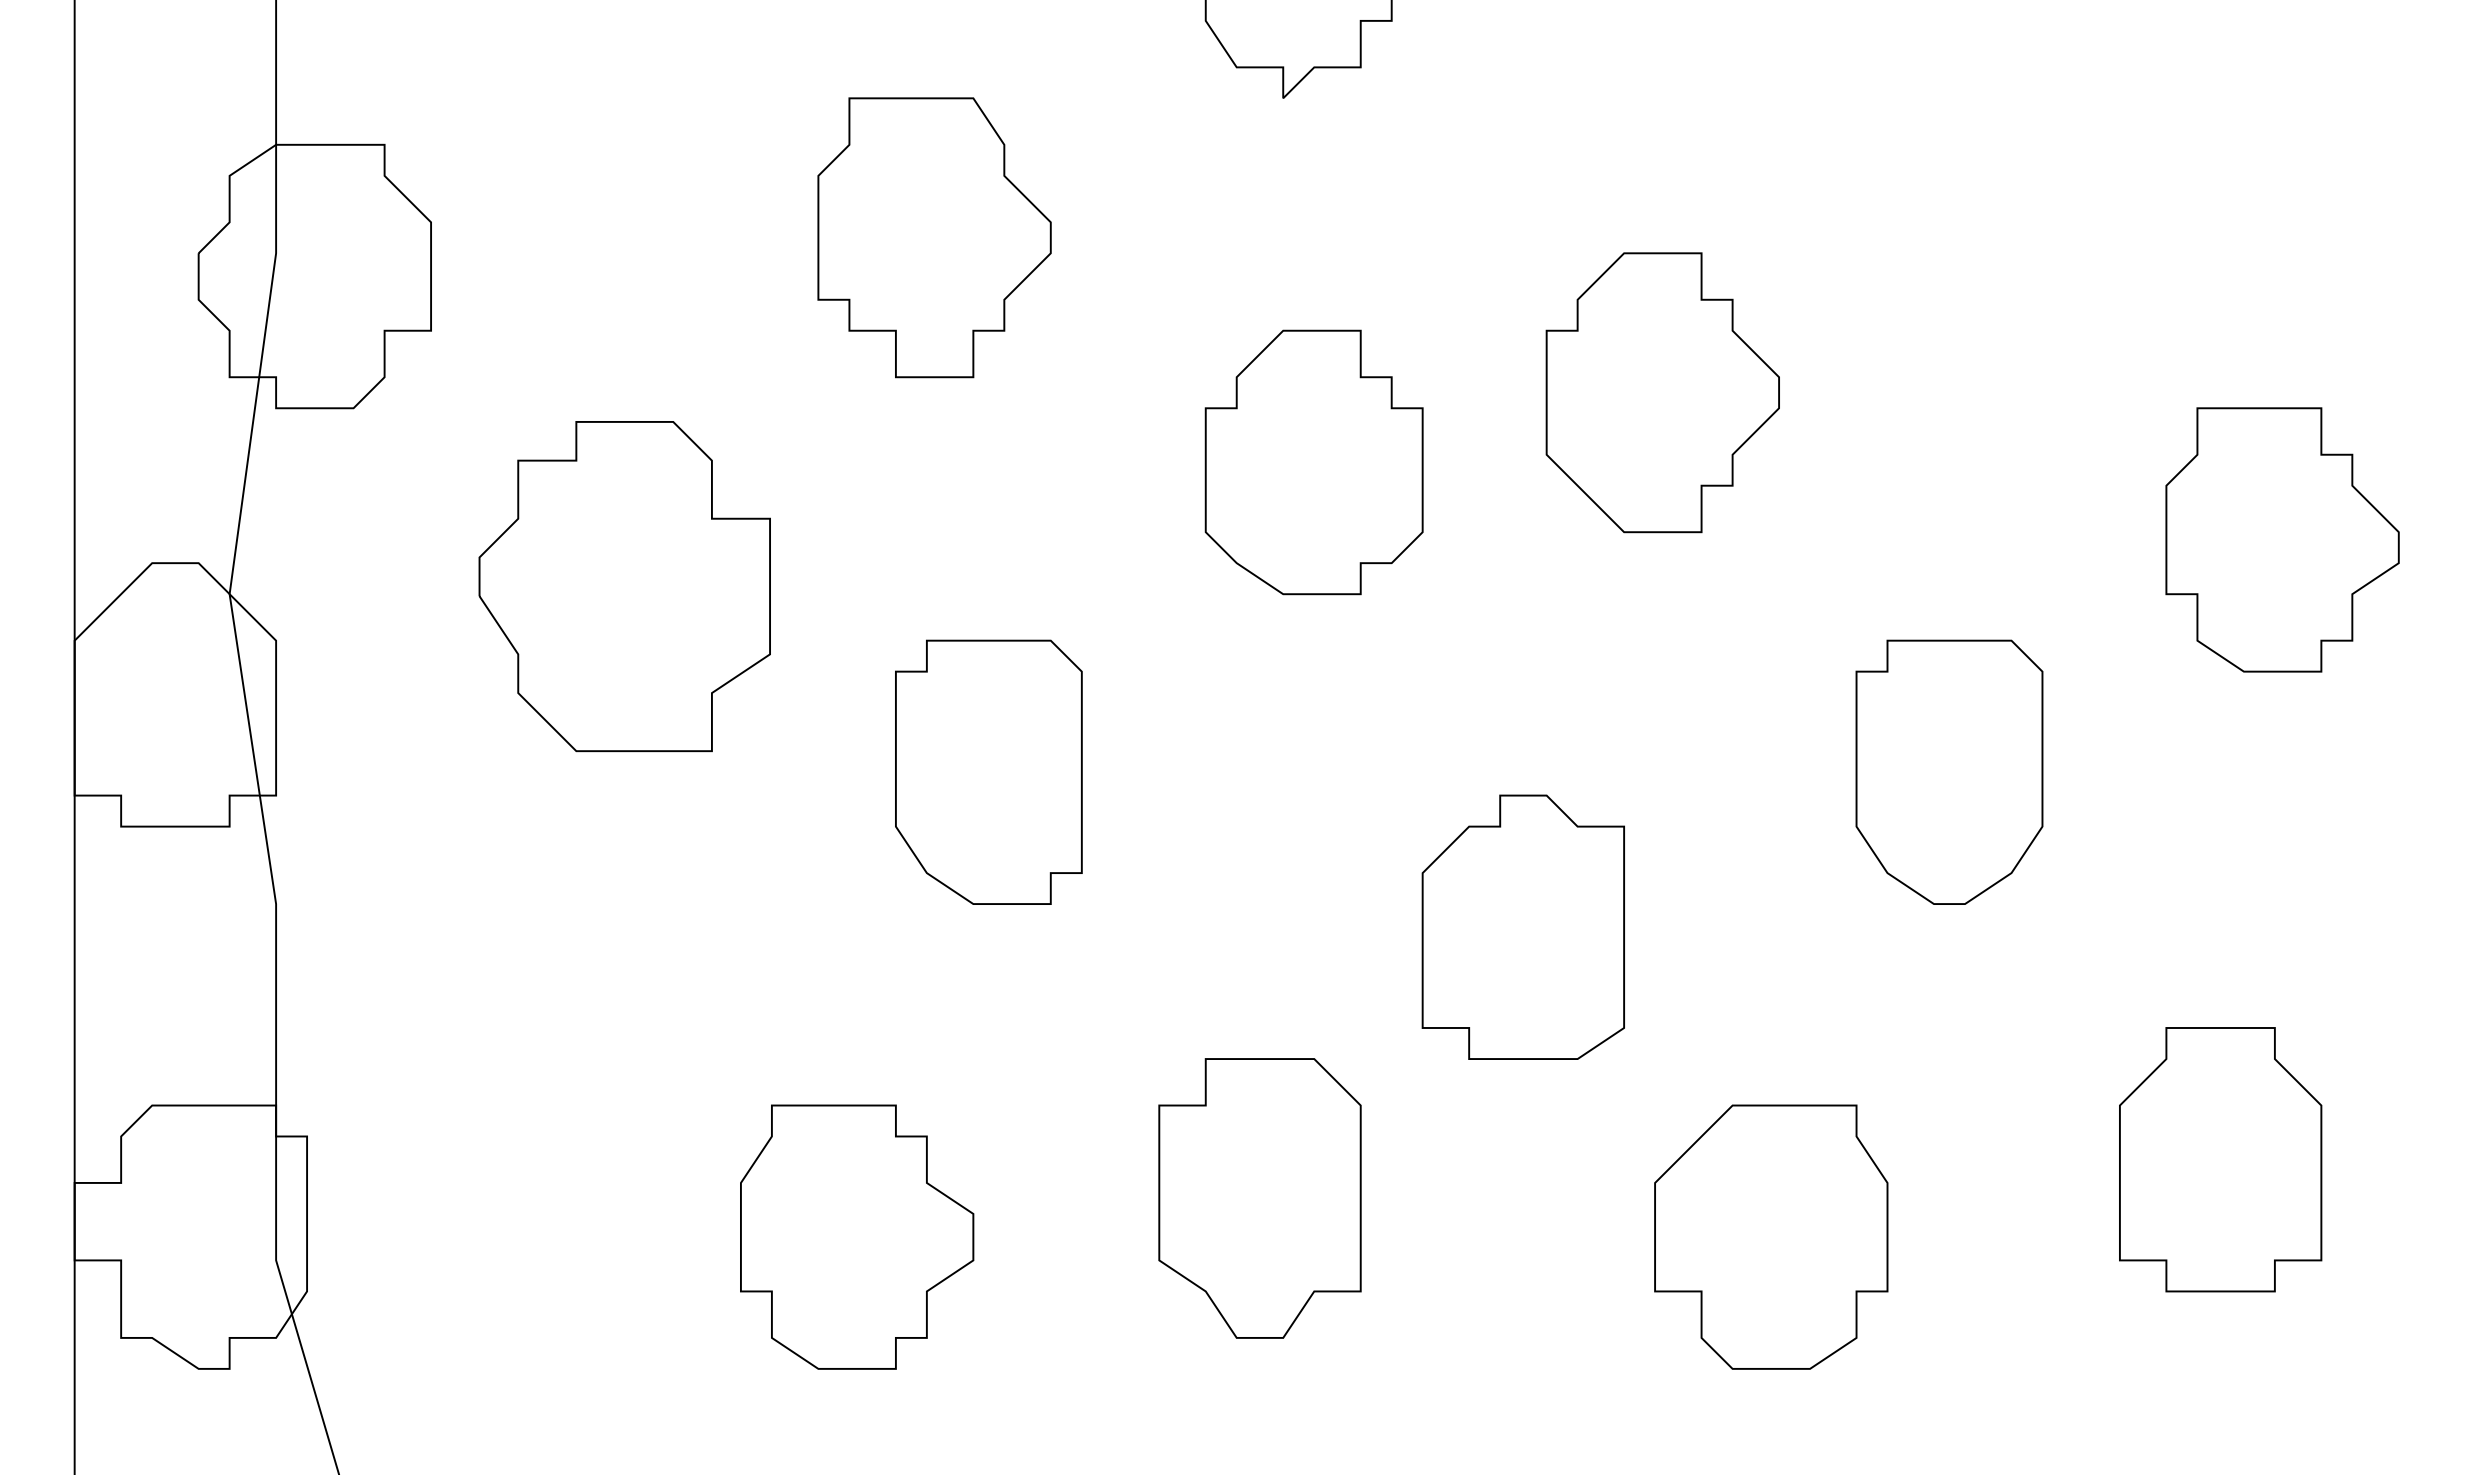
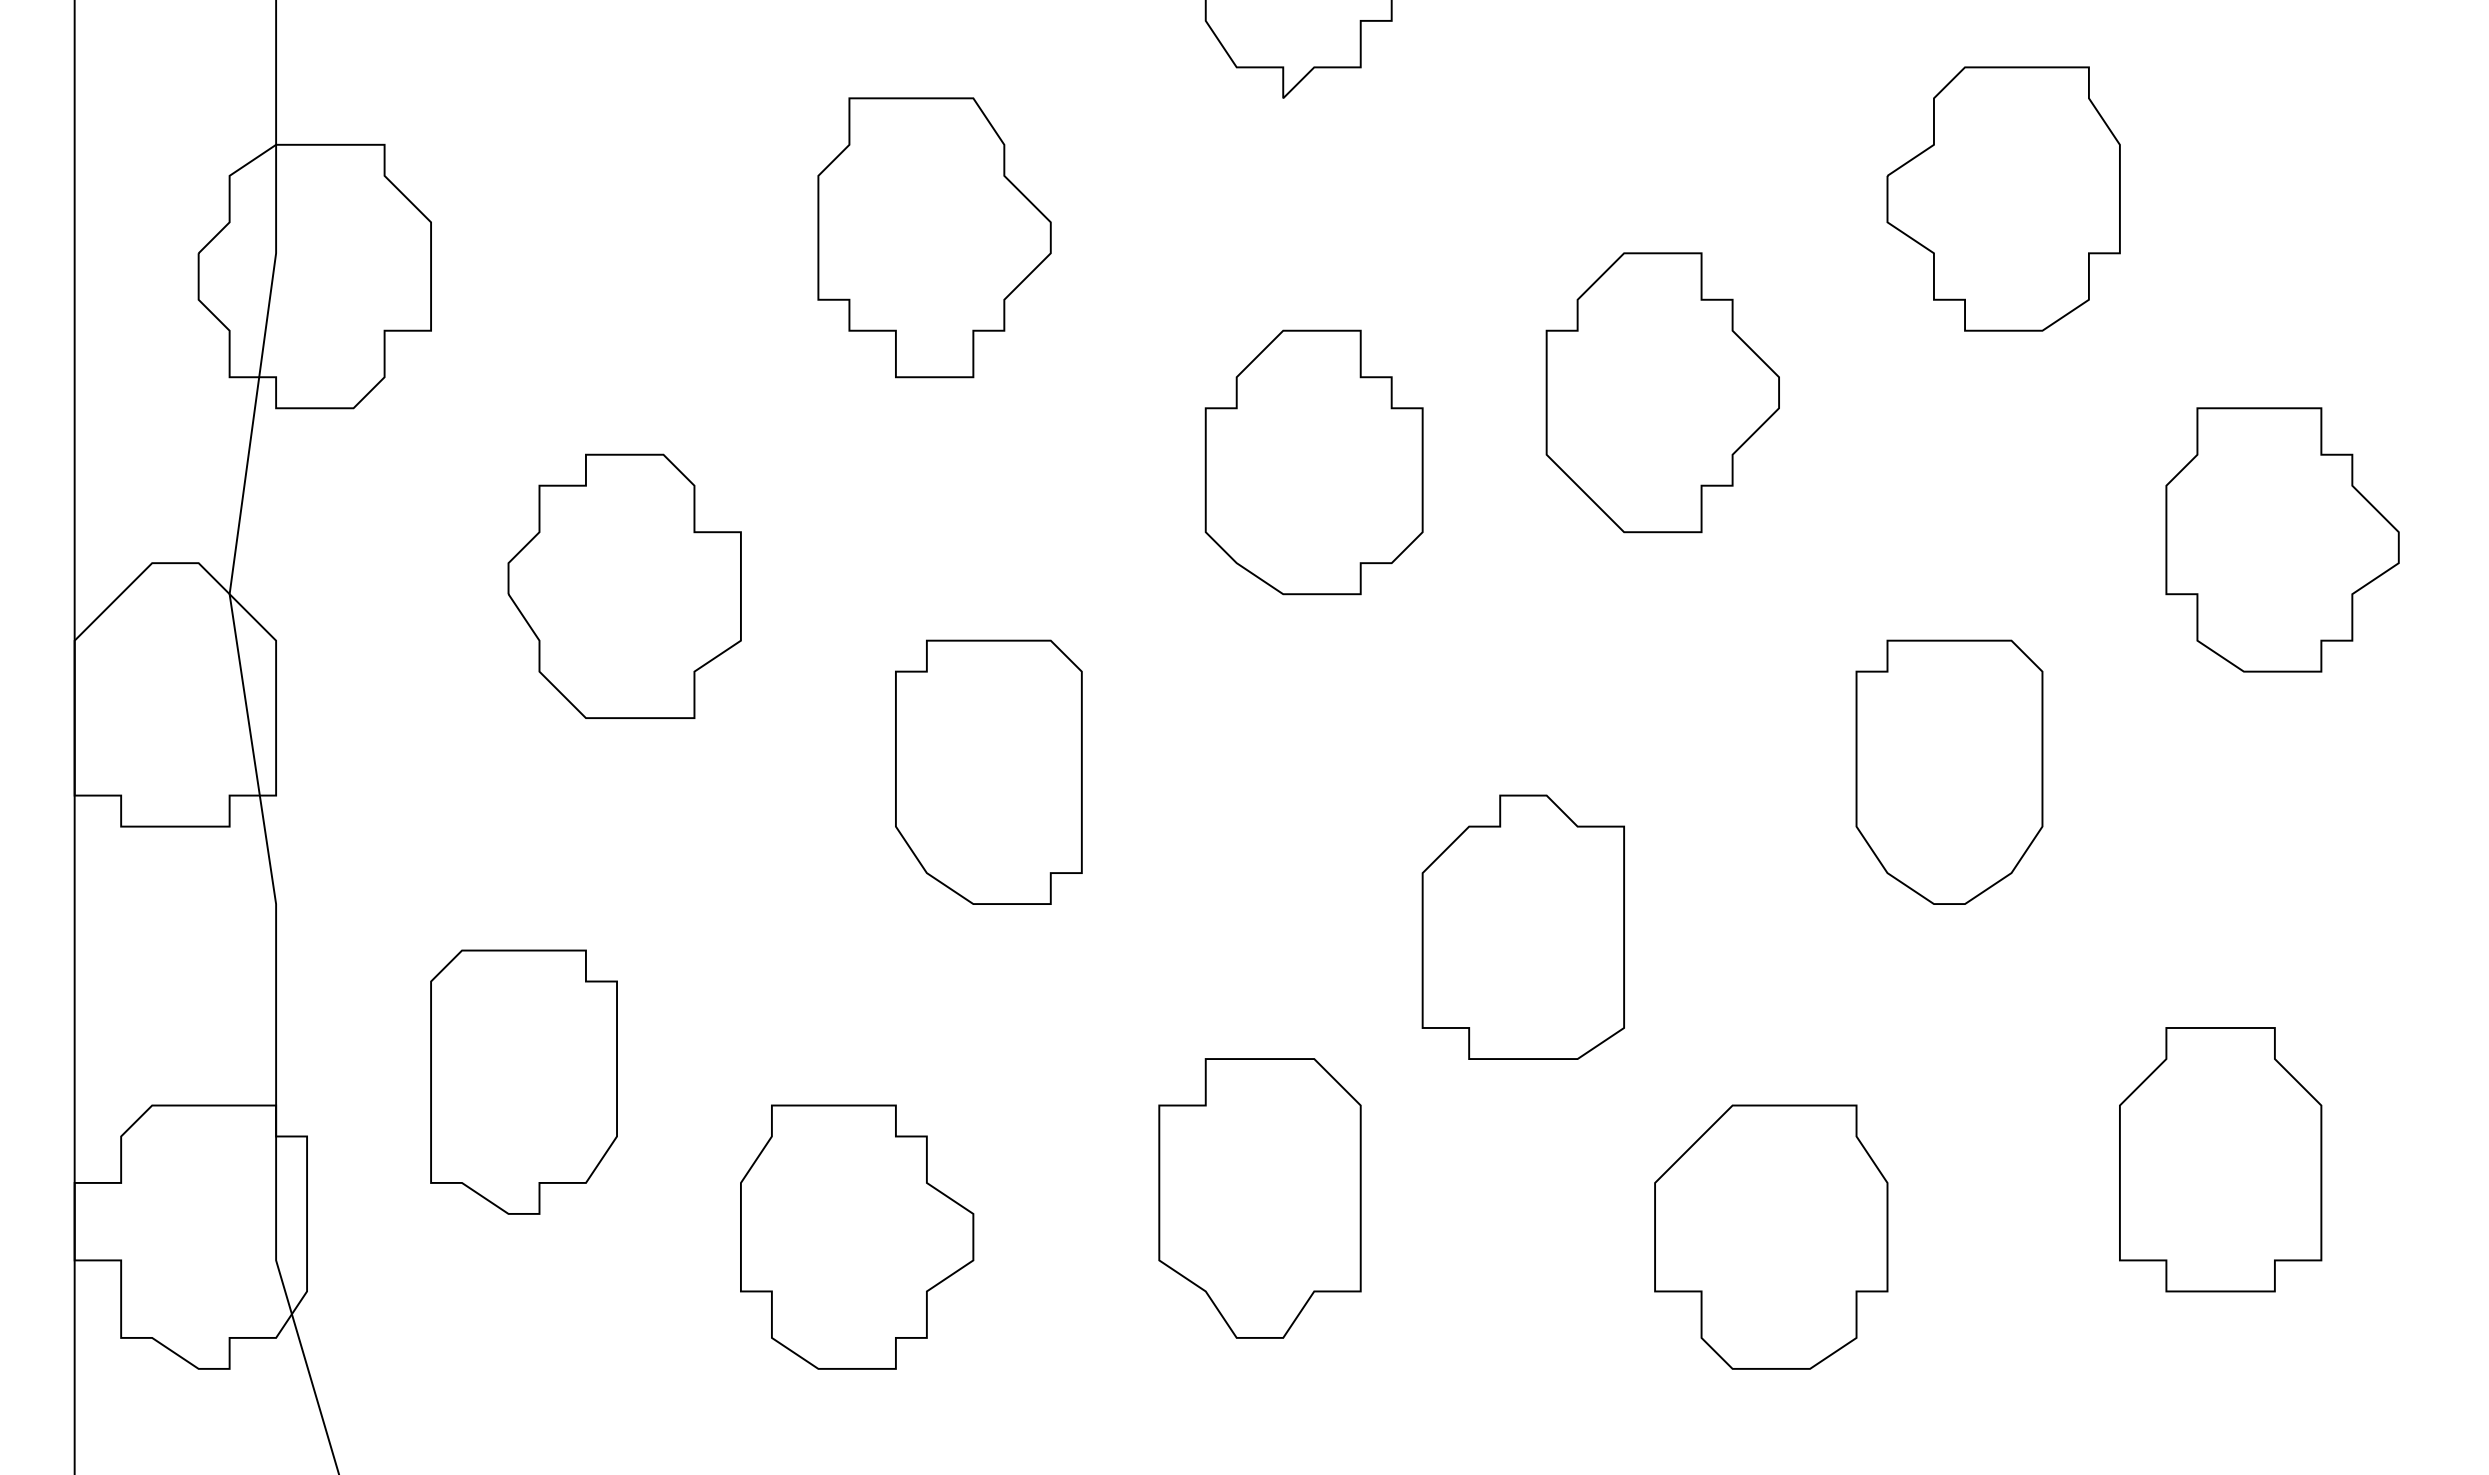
part: none -> present (2003, 198)
part size: 293x332 px -> 235x266 px (624, 585)
part: none -> present (523, 1081)
